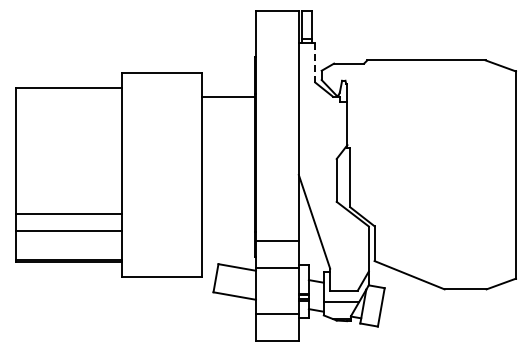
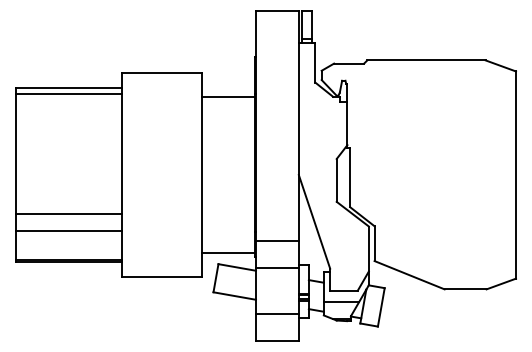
line: dashed -> solid (315, 62)
line: none -> present (68, 93)
line: none -> present (227, 252)
